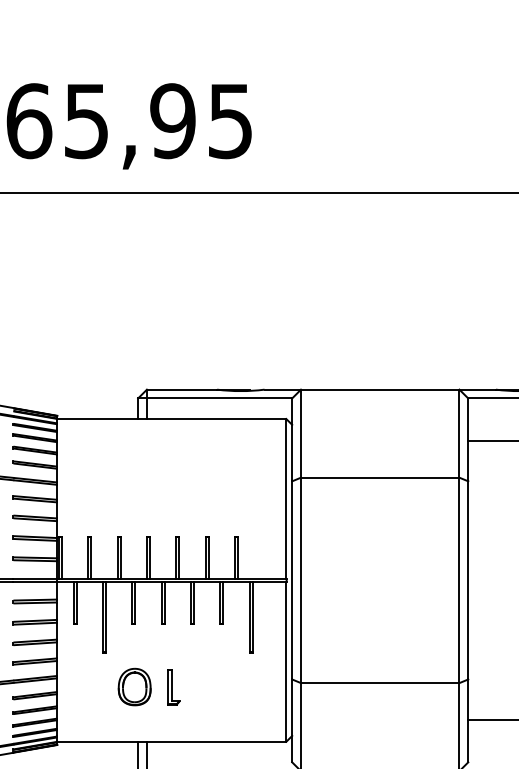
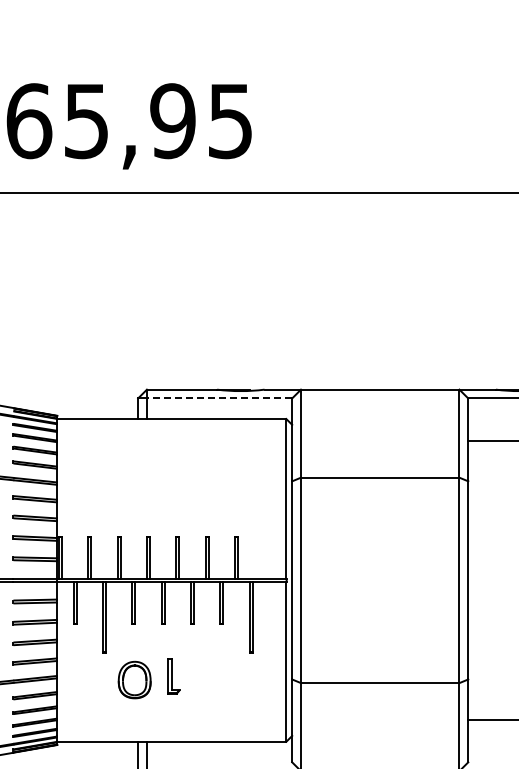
line: solid -> dashed (219, 398)
part position: (134, 686) -> (134, 679) (134, 679)
part position: (173, 687) -> (173, 676) (173, 676)
